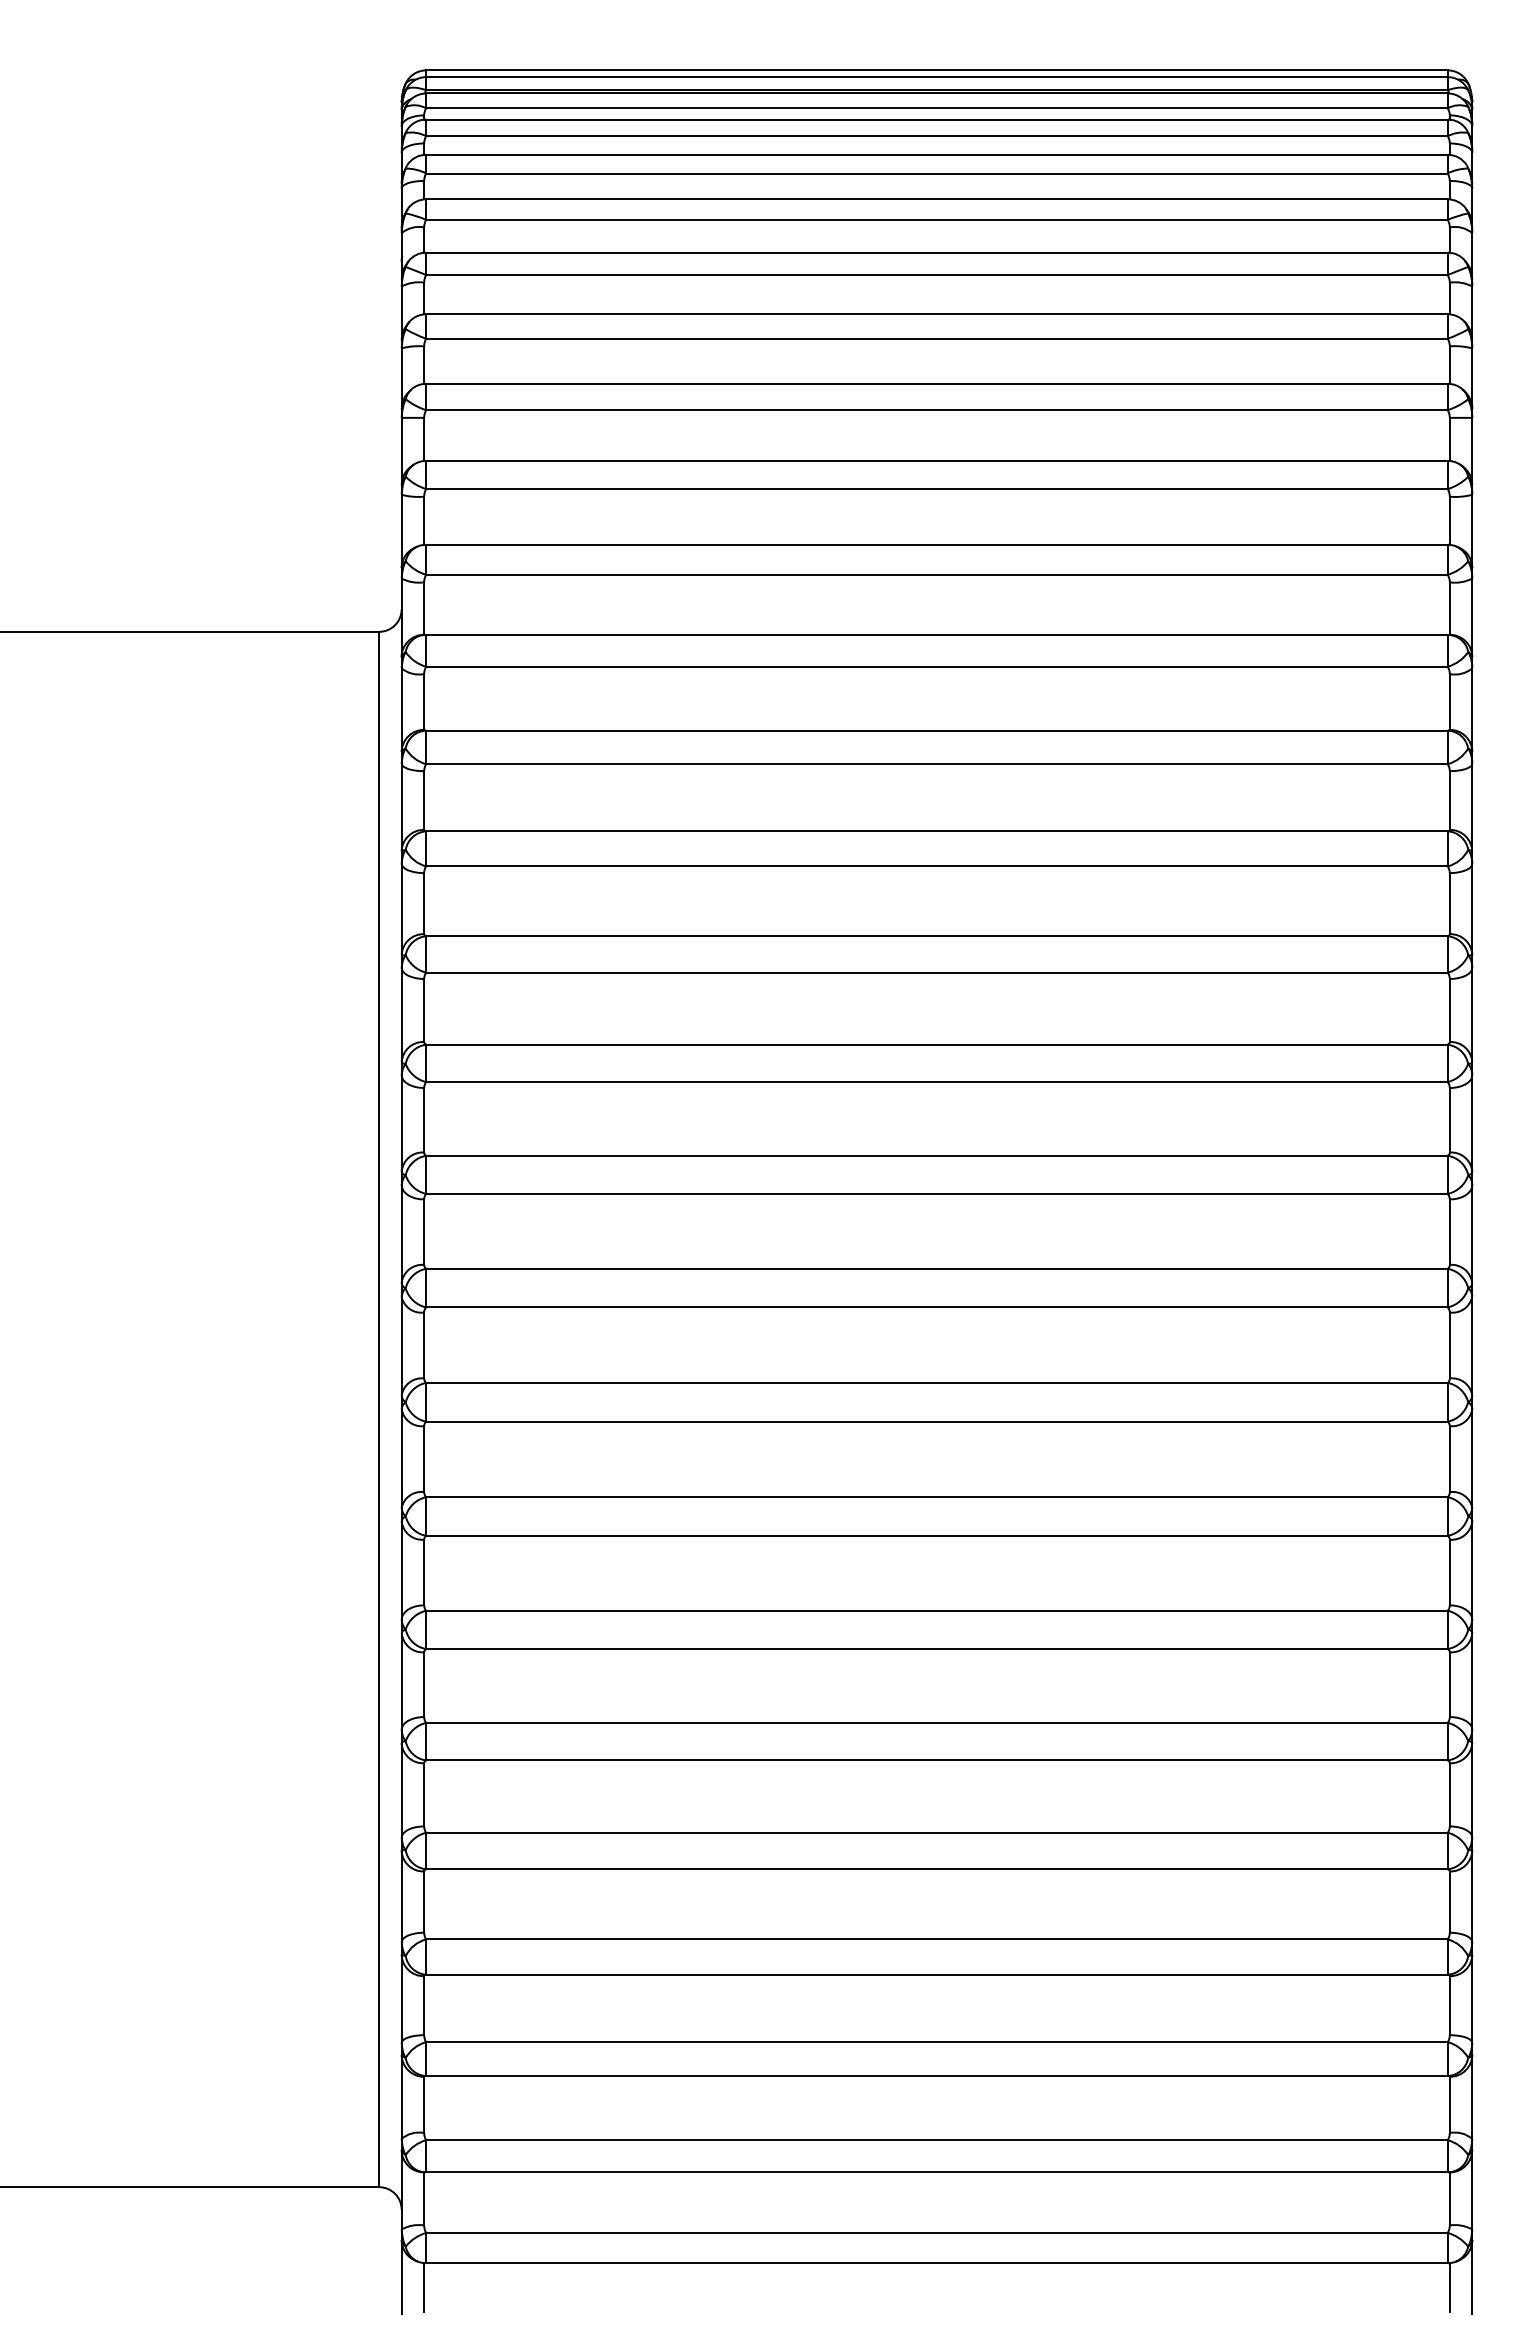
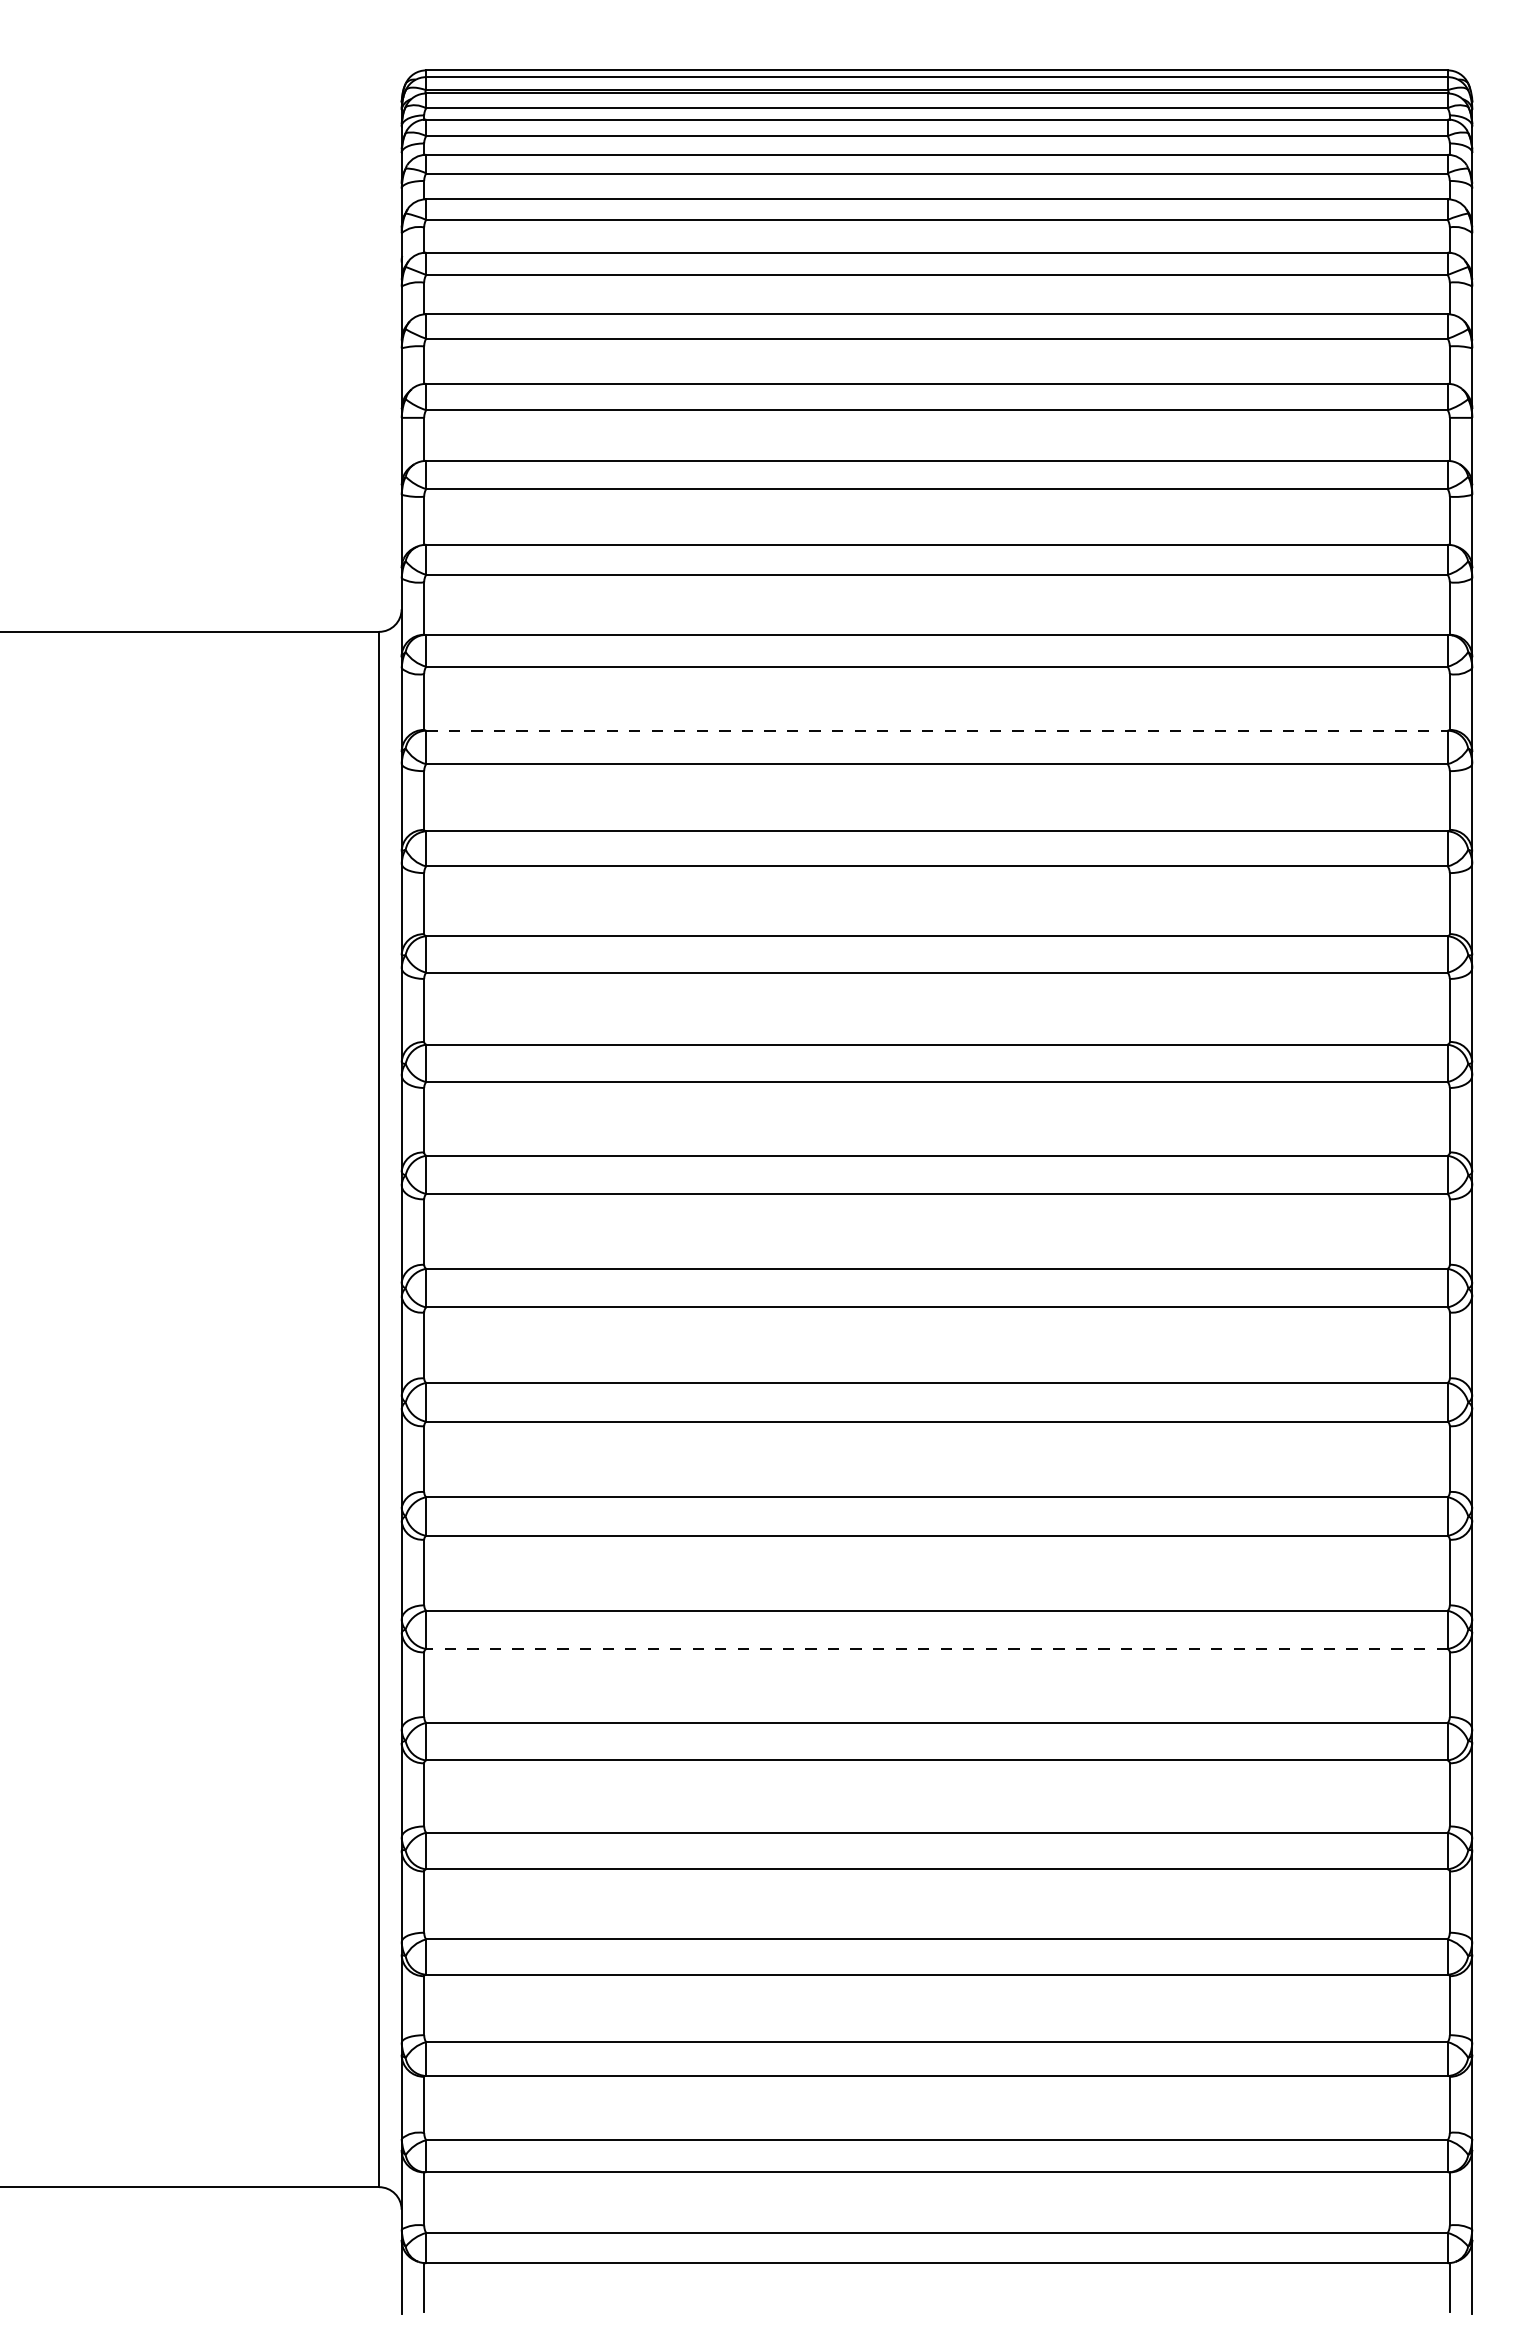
line: solid -> dashed (936, 730)
line: solid -> dashed (936, 1649)
